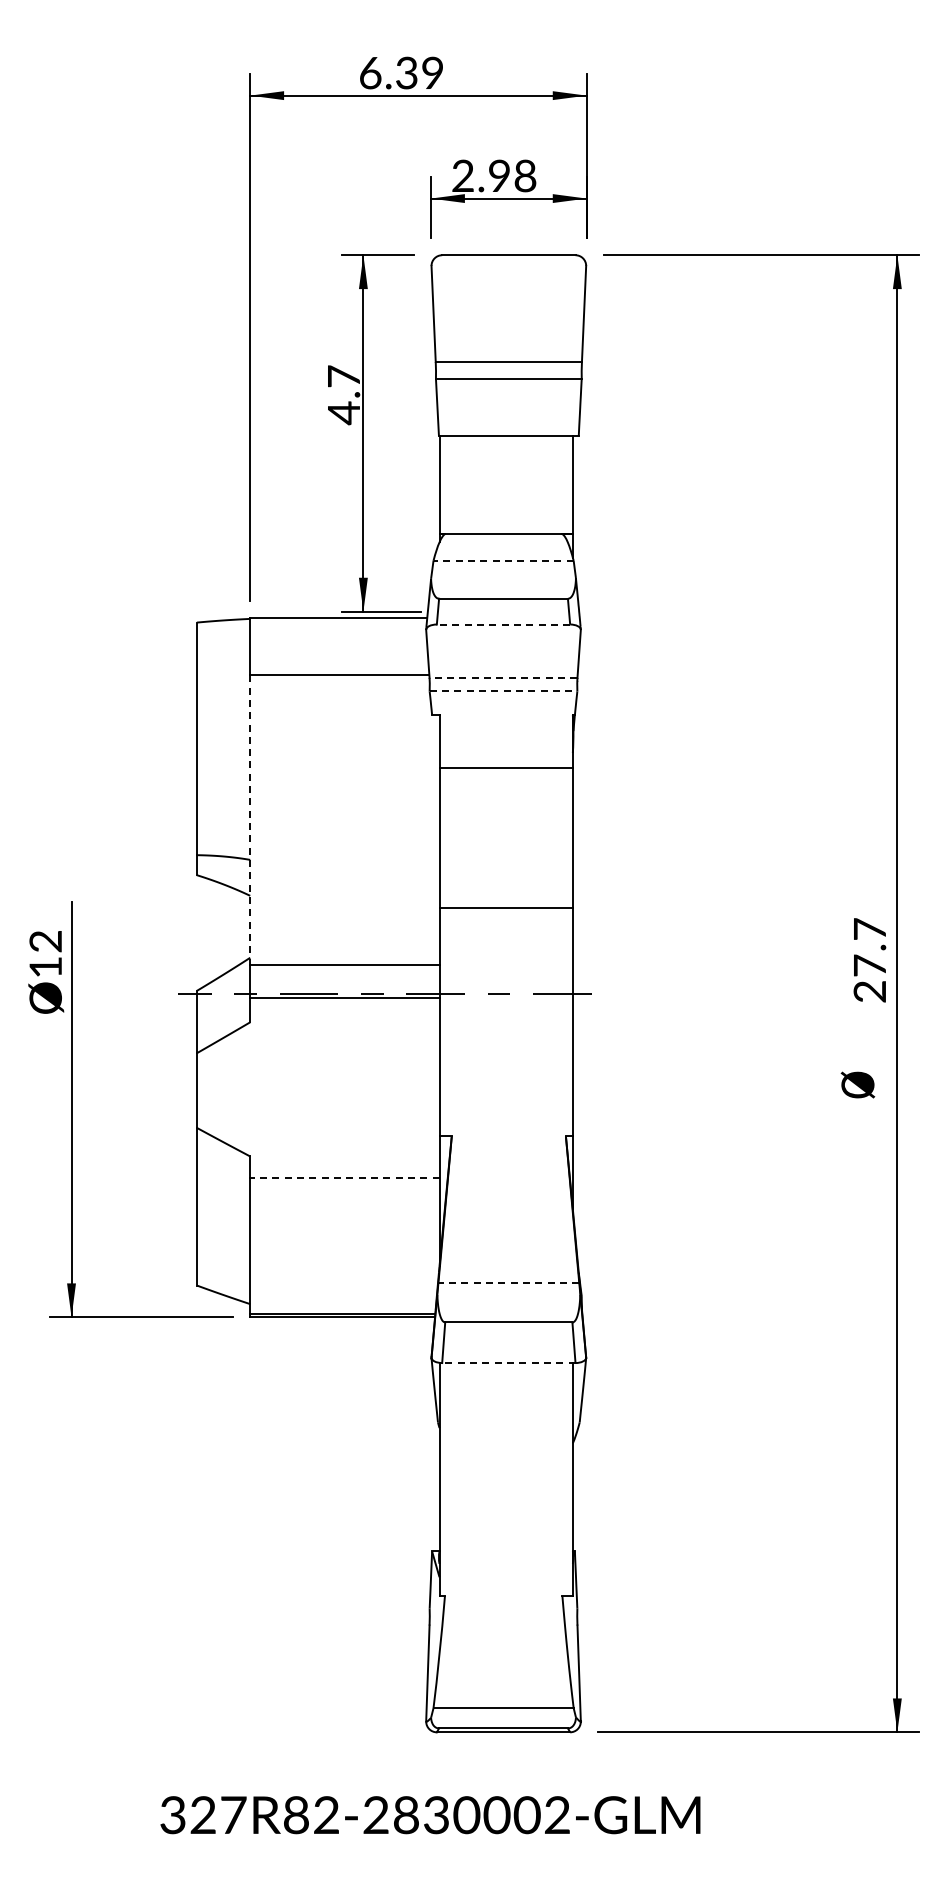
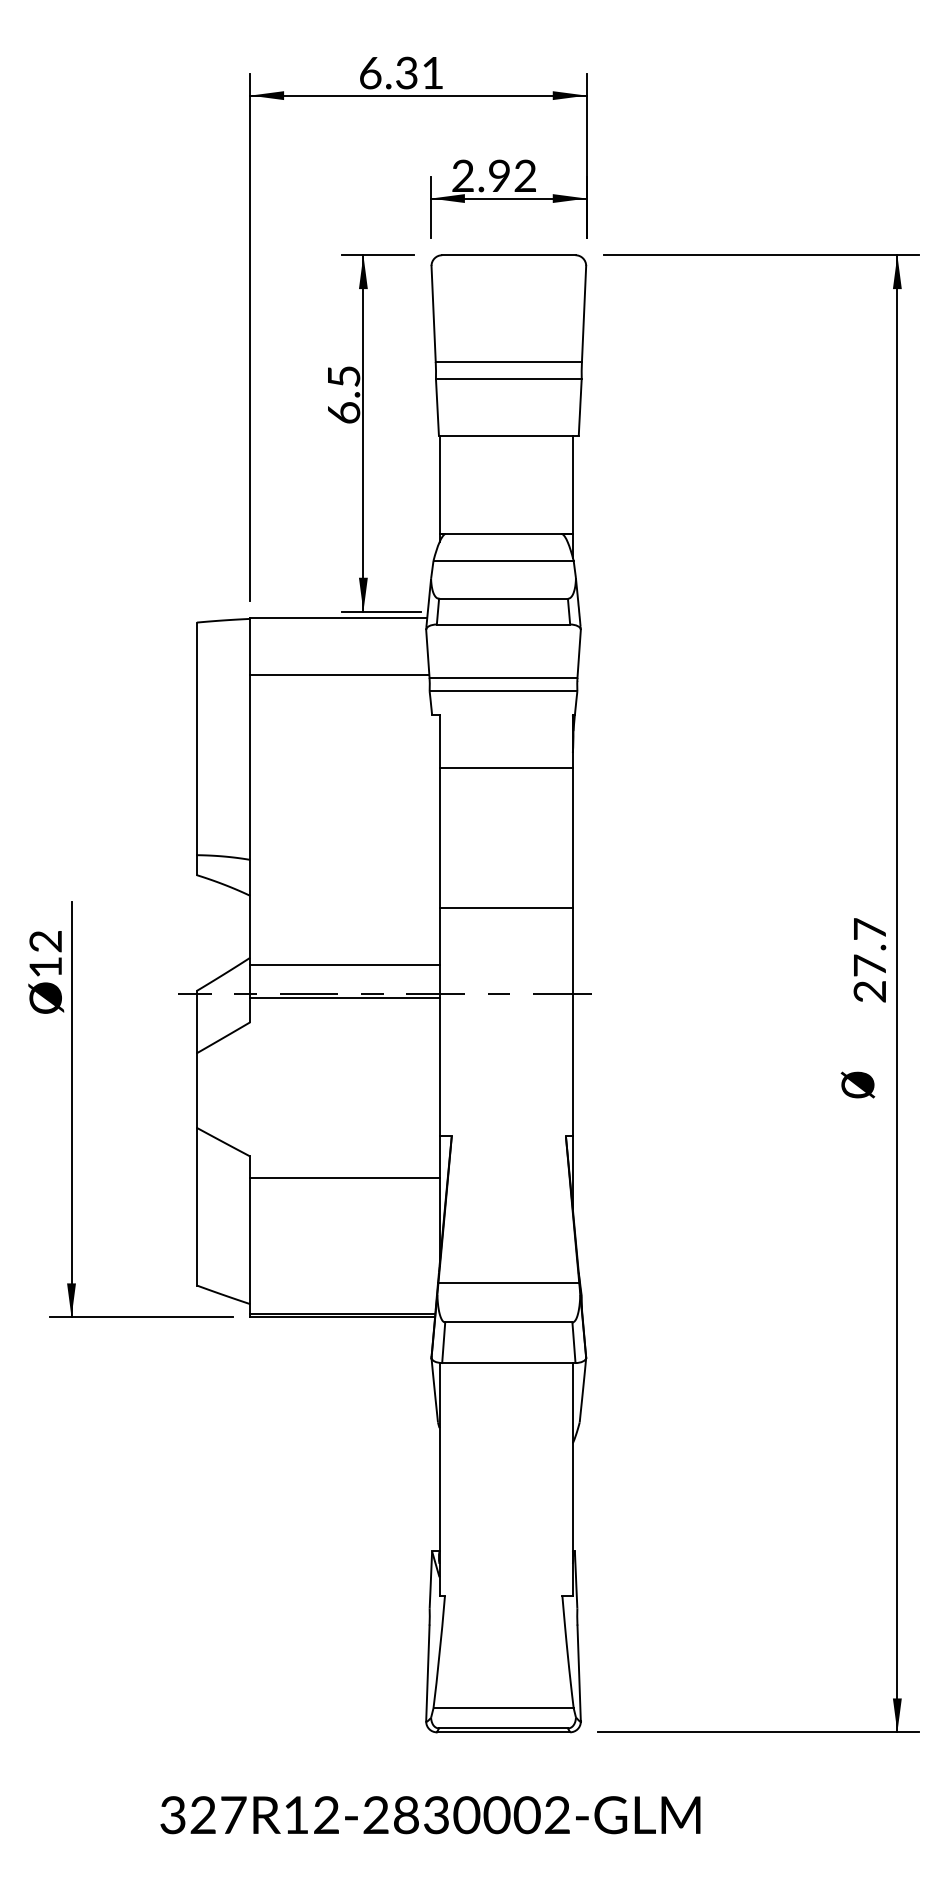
text: 6.39 -> 6.31 (432, 72)
text: 2.98 -> 2.92 (525, 176)
text: 4.7 -> 6.5 (344, 395)
line: dashed -> solid (503, 560)
line: dashed -> solid (503, 624)
line: dashed -> solid (503, 677)
line: dashed -> solid (503, 691)
line: dashed -> solid (250, 820)
line: dashed -> solid (344, 1178)
line: dashed -> solid (508, 1282)
line: dashed -> solid (508, 1363)
text: 327R82-2830002-GLM -> 327R12-2830002-GLM (296, 1815)
